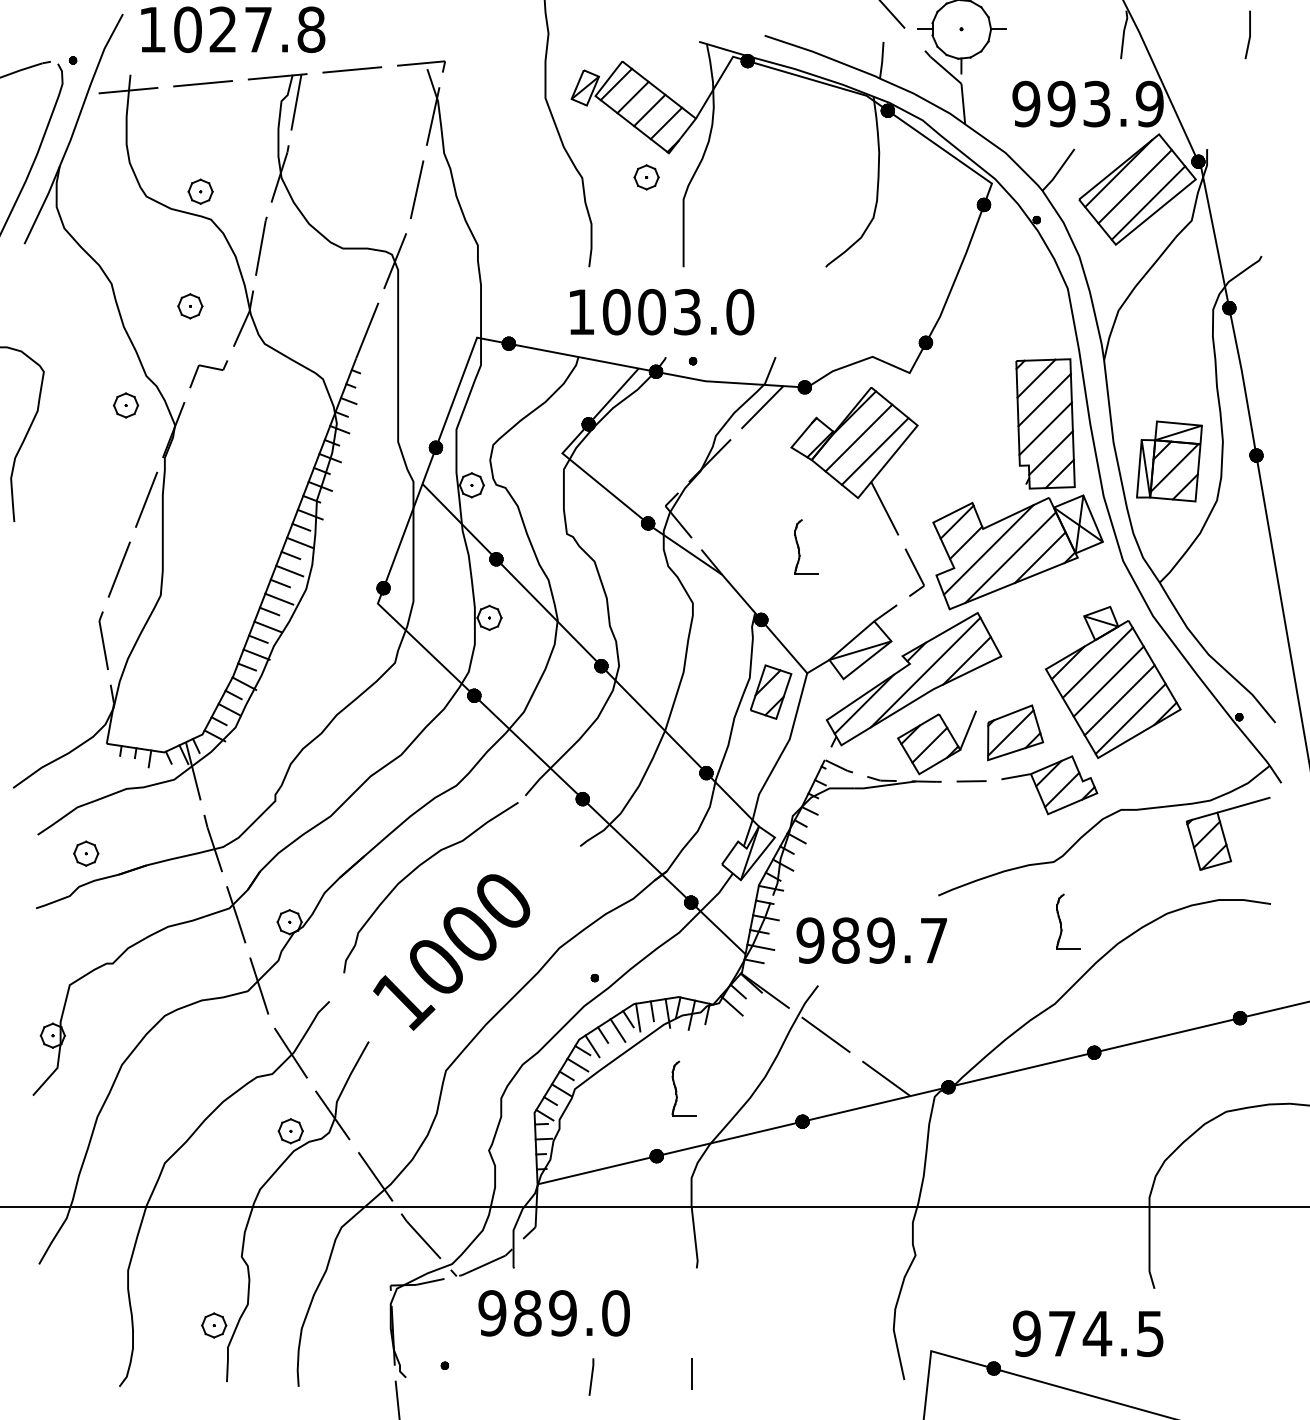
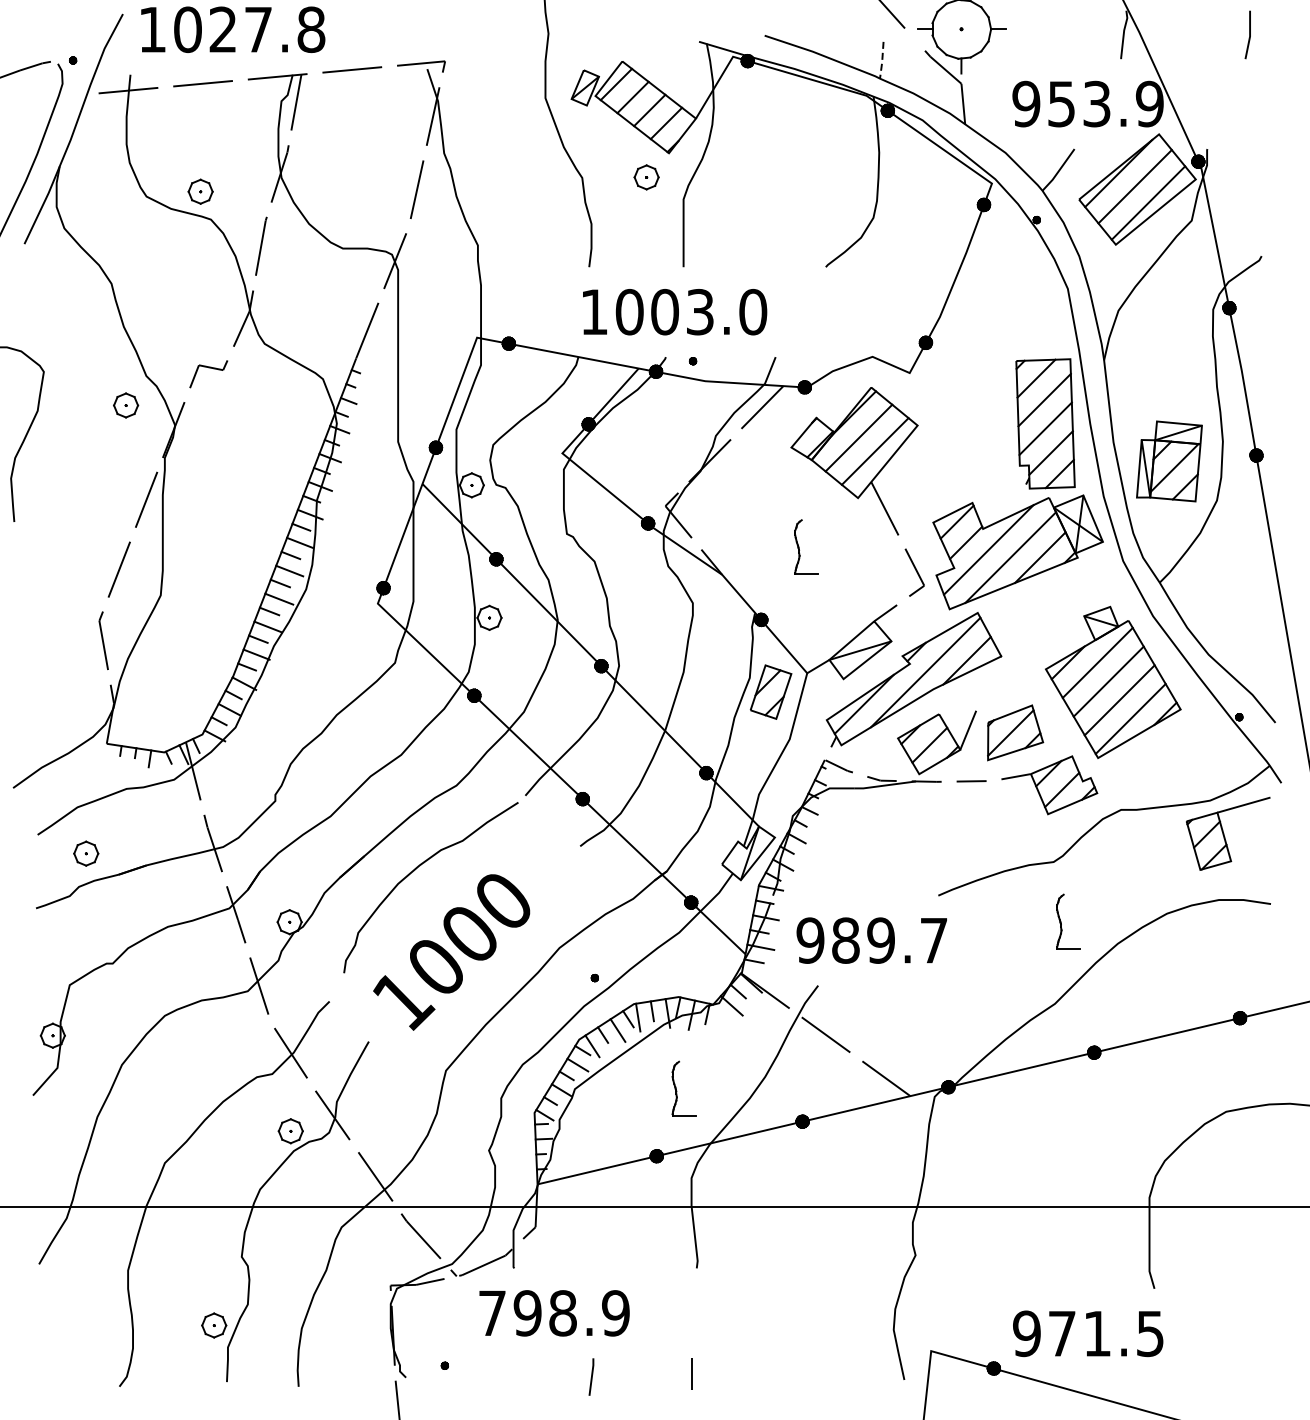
line: solid -> dashed (882, 61)
text: 993.9 -> 953.9 (1061, 103)
part: present -> none (190, 306)
text position: (662, 312) -> (675, 312) (675, 312)
text: 989.0 -> 798.9 (553, 1313)
text: 974.5 -> 971.5 (1097, 1333)
